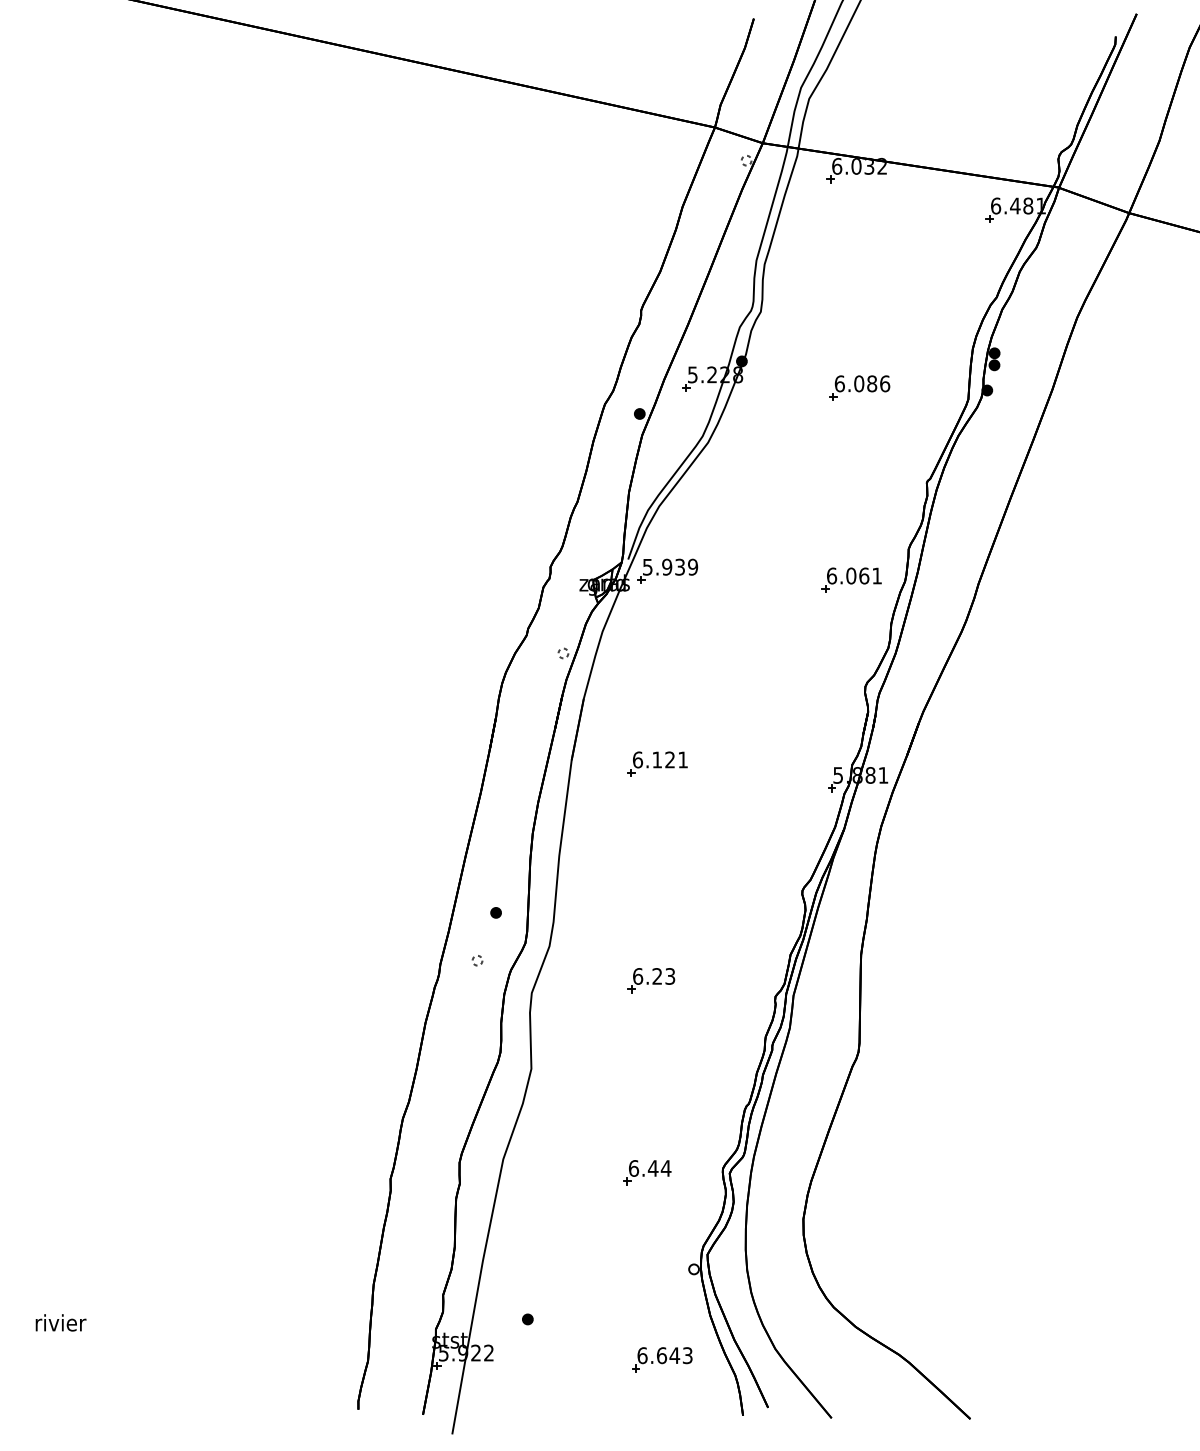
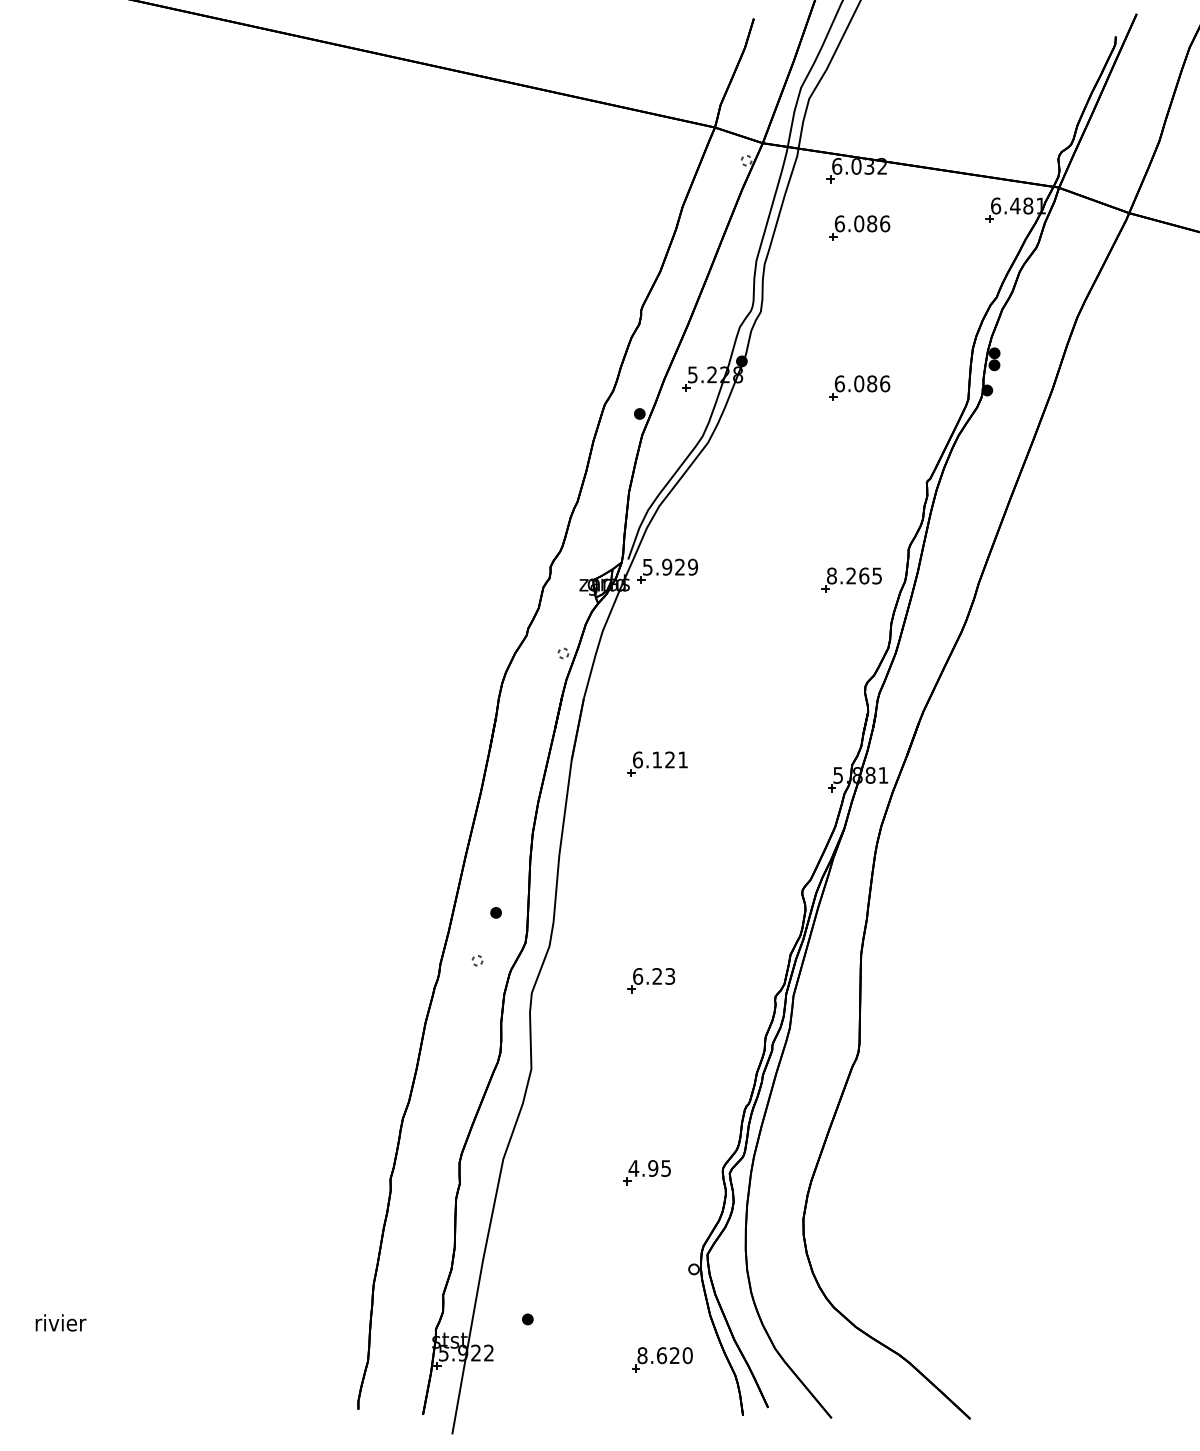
part: none -> present (859, 227)
text: 5.939 -> 5.929 (679, 567)
text: 6.061 -> 8.265 (854, 575)
text: 6.44 -> 4.95 (649, 1168)
text: 6.643 -> 8.620 (664, 1355)
